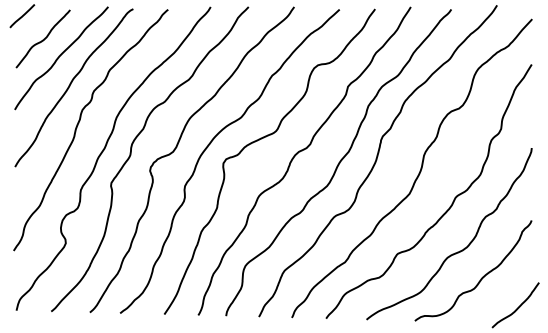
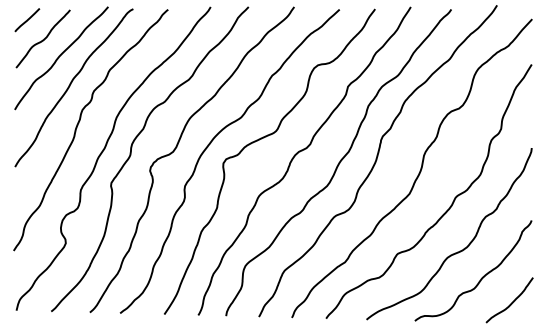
line position: (22, 16) -> (27, 20) (27, 20)
curve position: (517, 307) -> (511, 302) (511, 302)
